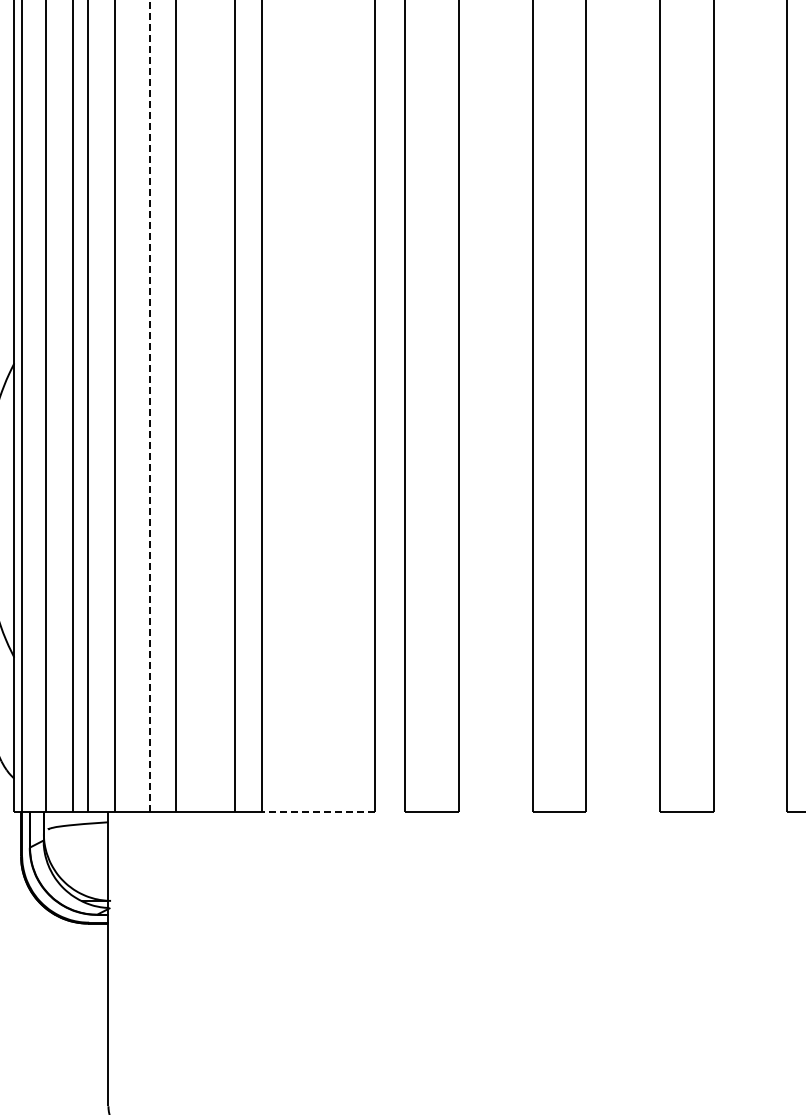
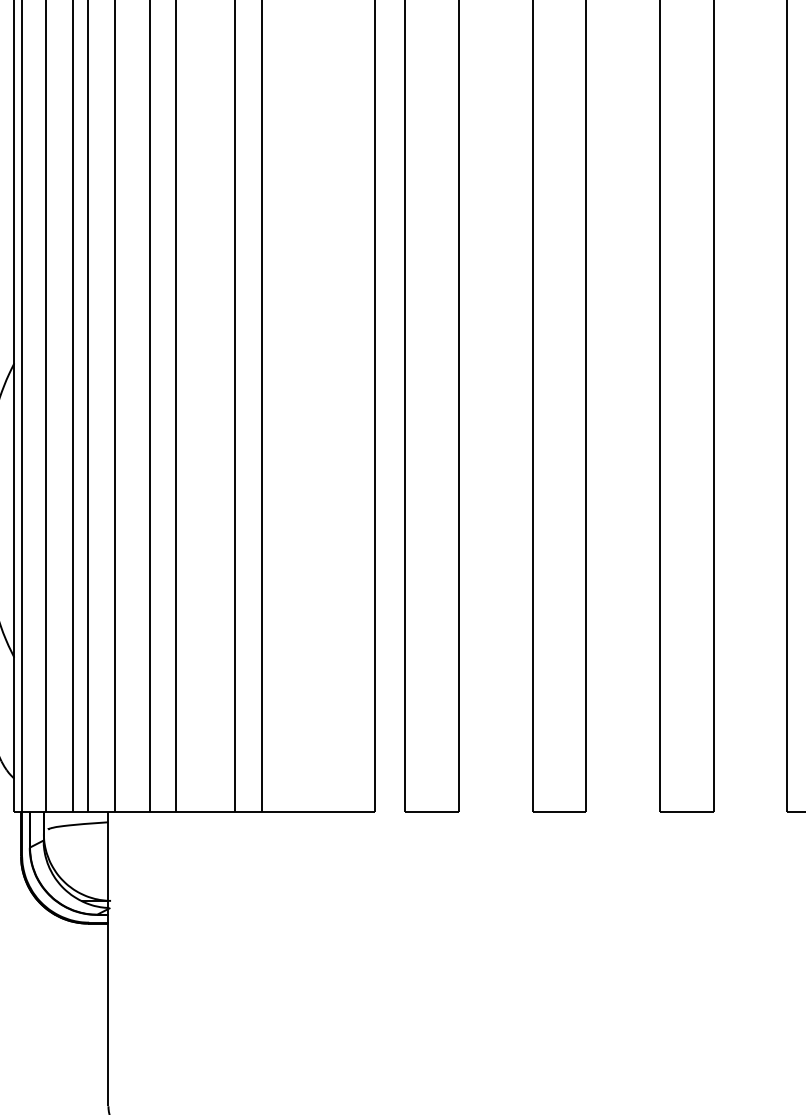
line: dashed -> solid (149, 406)
line: dashed -> solid (317, 812)
